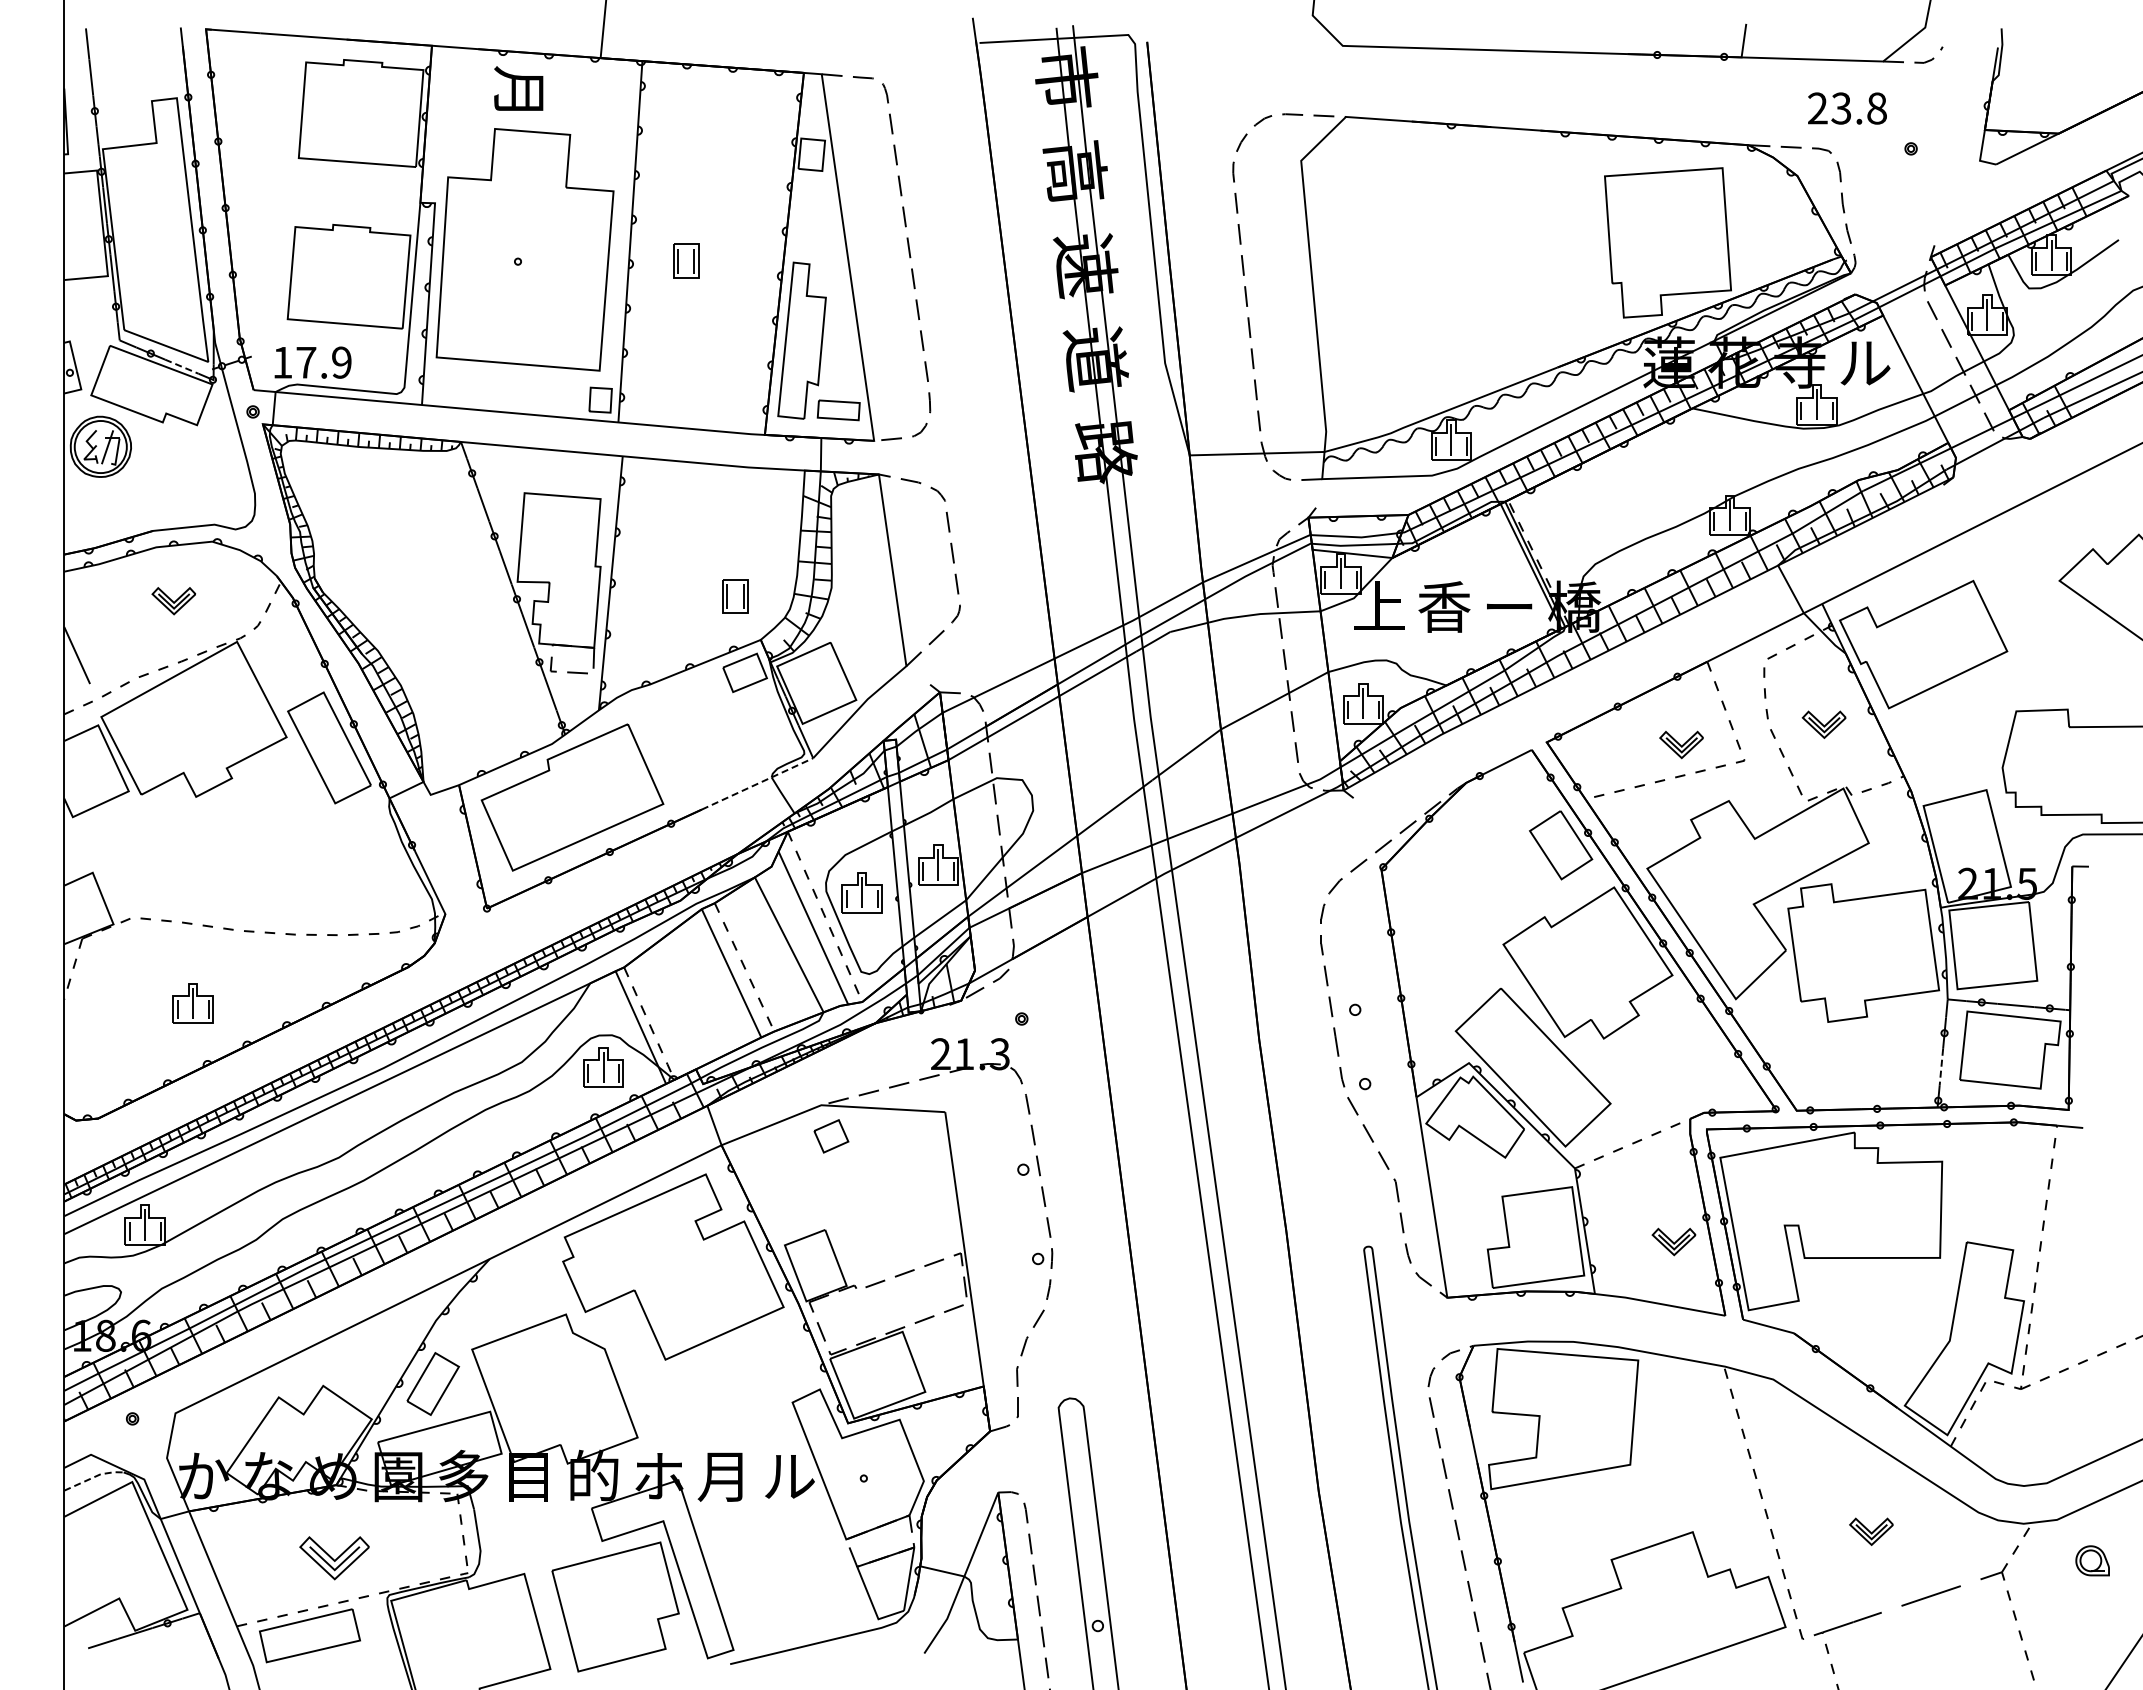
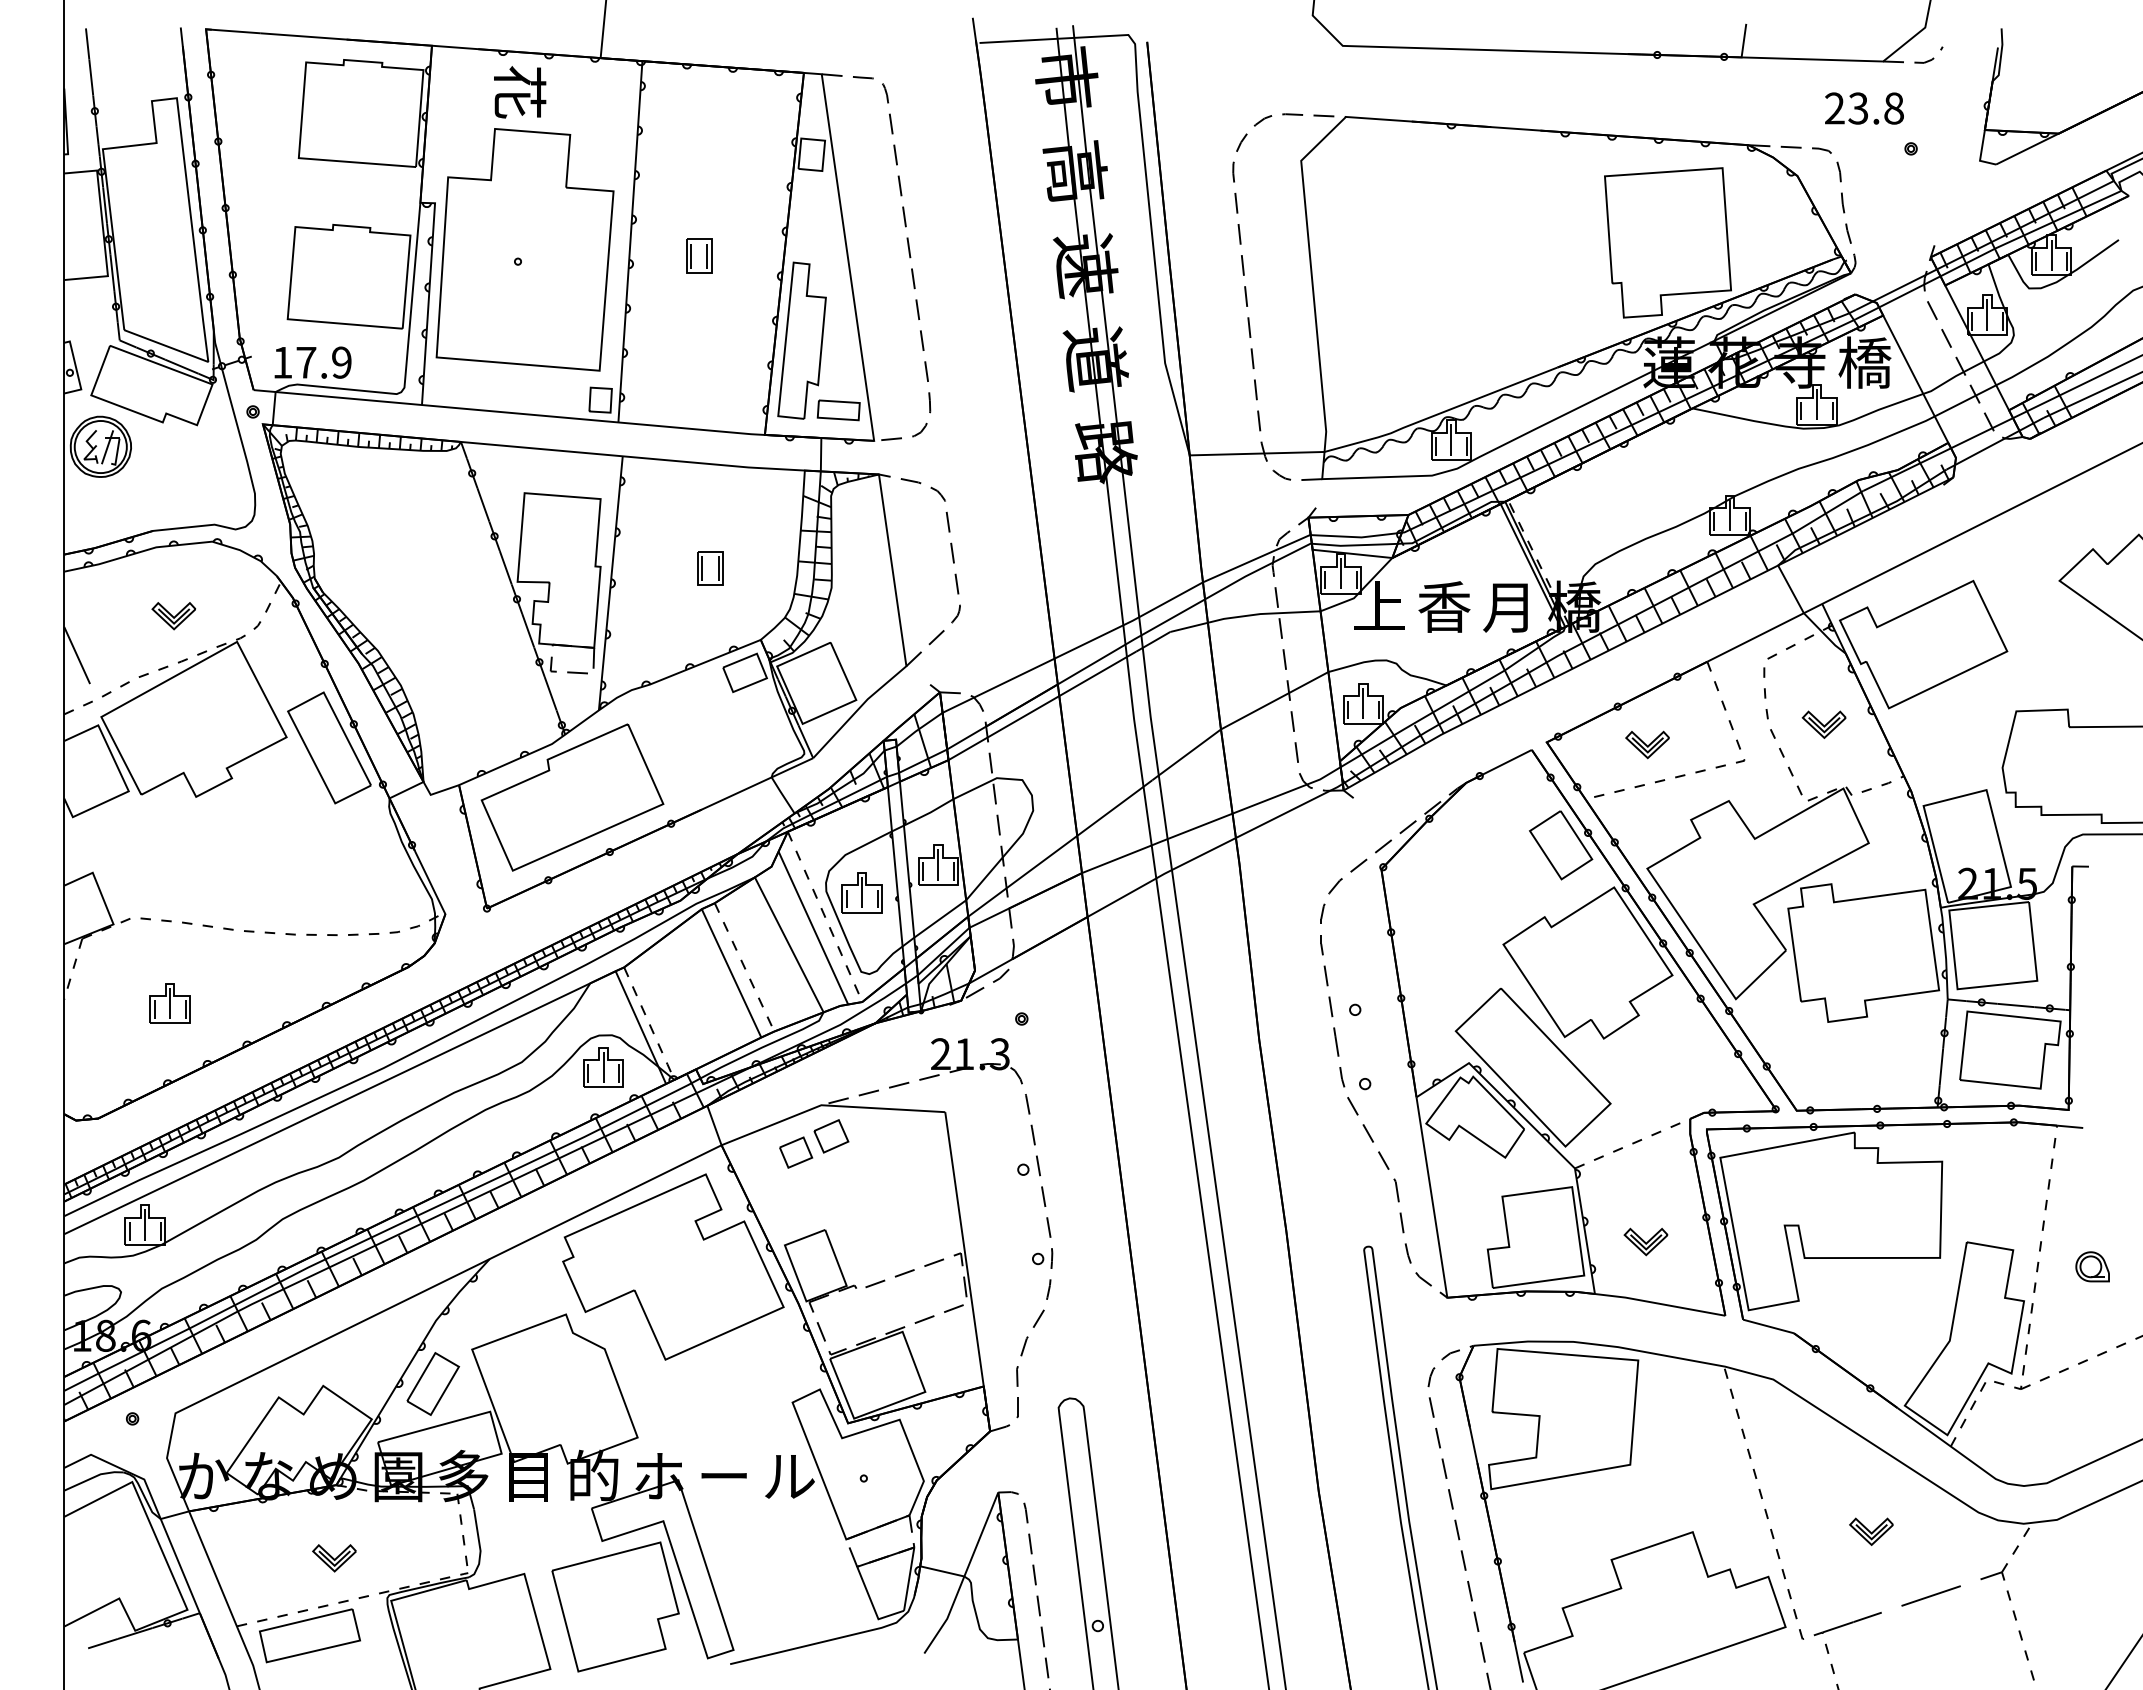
text: 月 -> 花 (520, 92)
text position: (1847, 108) -> (1864, 108) (1864, 108)
part position: (686, 260) -> (699, 255) (699, 255)
text: ル -> 橋 (1864, 362)
line: dashed -> solid (182, 366)
part position: (735, 596) -> (710, 568) (710, 568)
part position: (173, 601) -> (173, 616) (173, 616)
text: ー -> 月 (1507, 607)
part position: (1681, 744) -> (1647, 744) (1647, 744)
line: dashed -> solid (758, 783)
part position: (192, 1003) -> (169, 1003) (169, 1003)
line: dashed -> solid (1941, 1067)
part: none -> present (796, 1152)
part position: (1673, 1241) -> (1645, 1241) (1645, 1241)
text: 月 -> ー (721, 1476)
line: dashed -> solid (94, 1477)
part size: 71x45 px -> 45x29 px (334, 1558)
part position: (2092, 1560) -> (2092, 1266) (2092, 1266)
